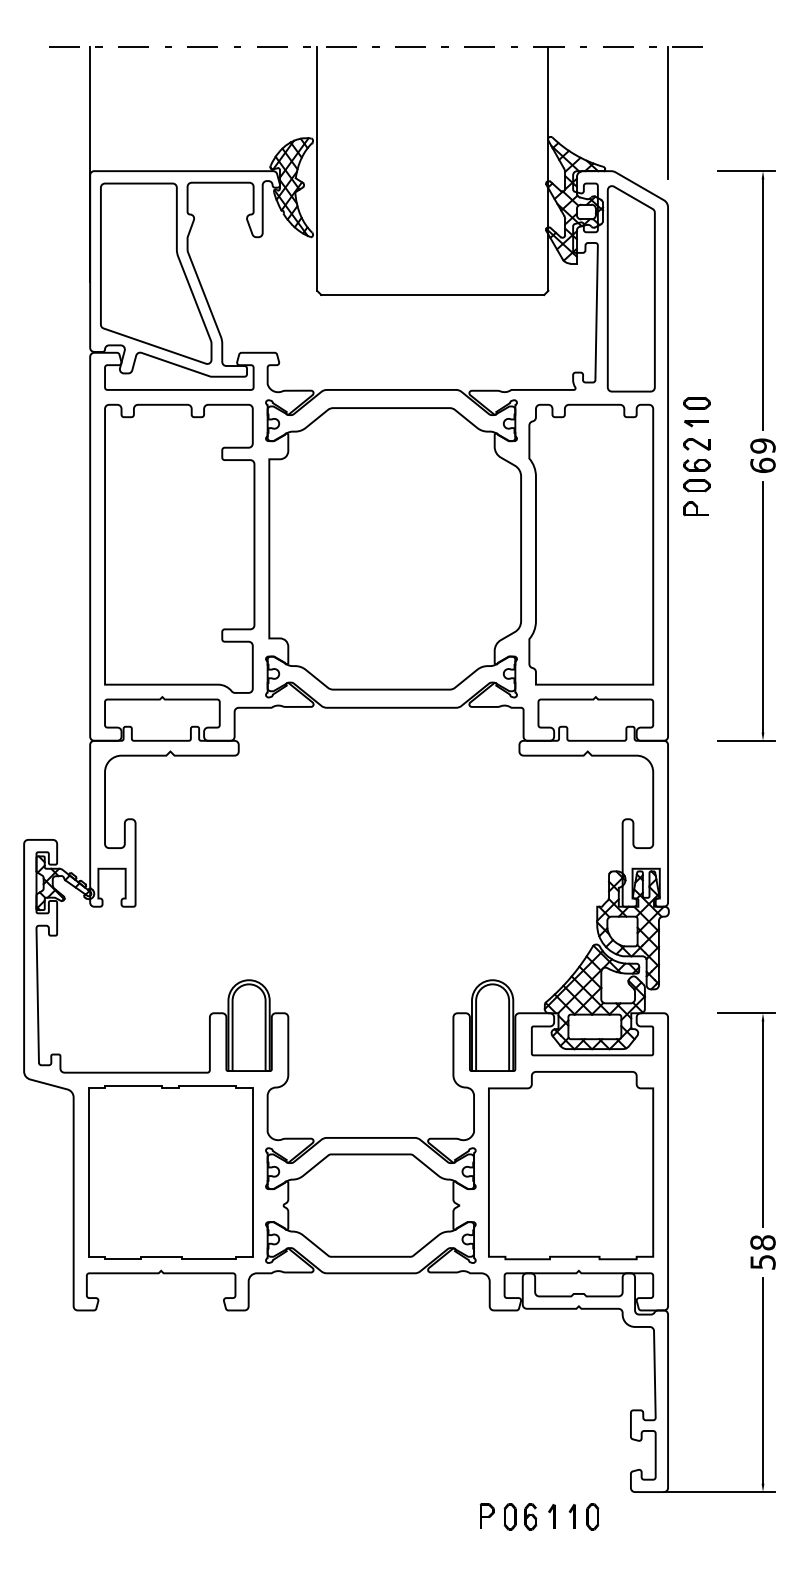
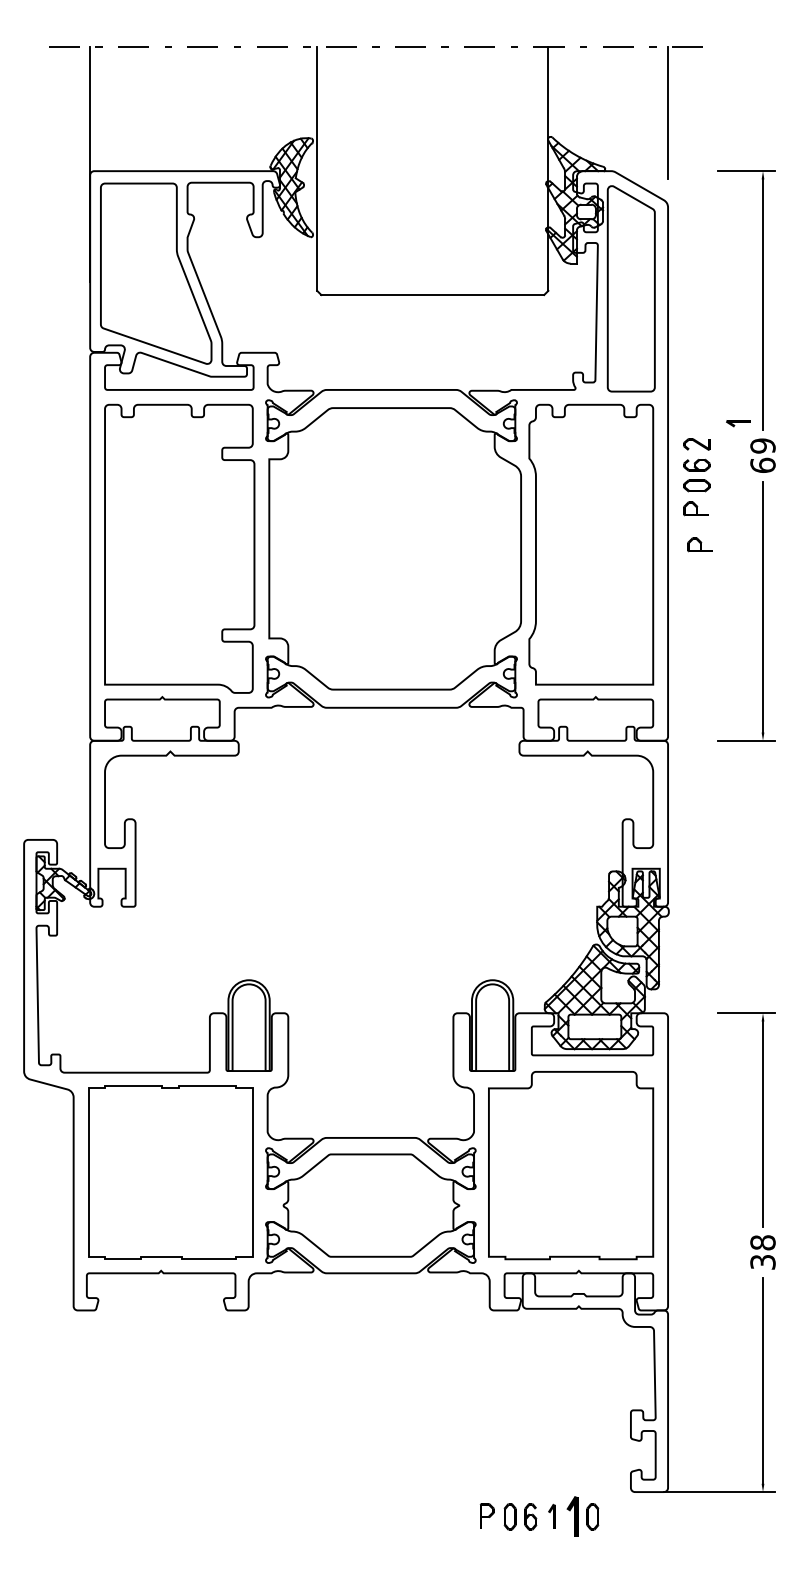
part: present -> none (696, 403)
part position: (696, 423) -> (738, 423) (738, 423)
part: none -> present (699, 544)
text: 58 -> 38 (762, 1261)
part size: 8x25 px -> 13x41 px (572, 1516)
